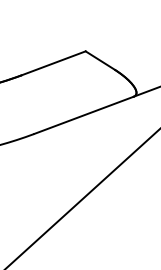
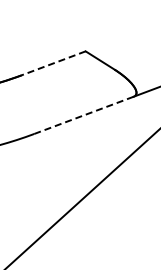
line: solid -> dashed (53, 63)
line: solid -> dashed (84, 115)
